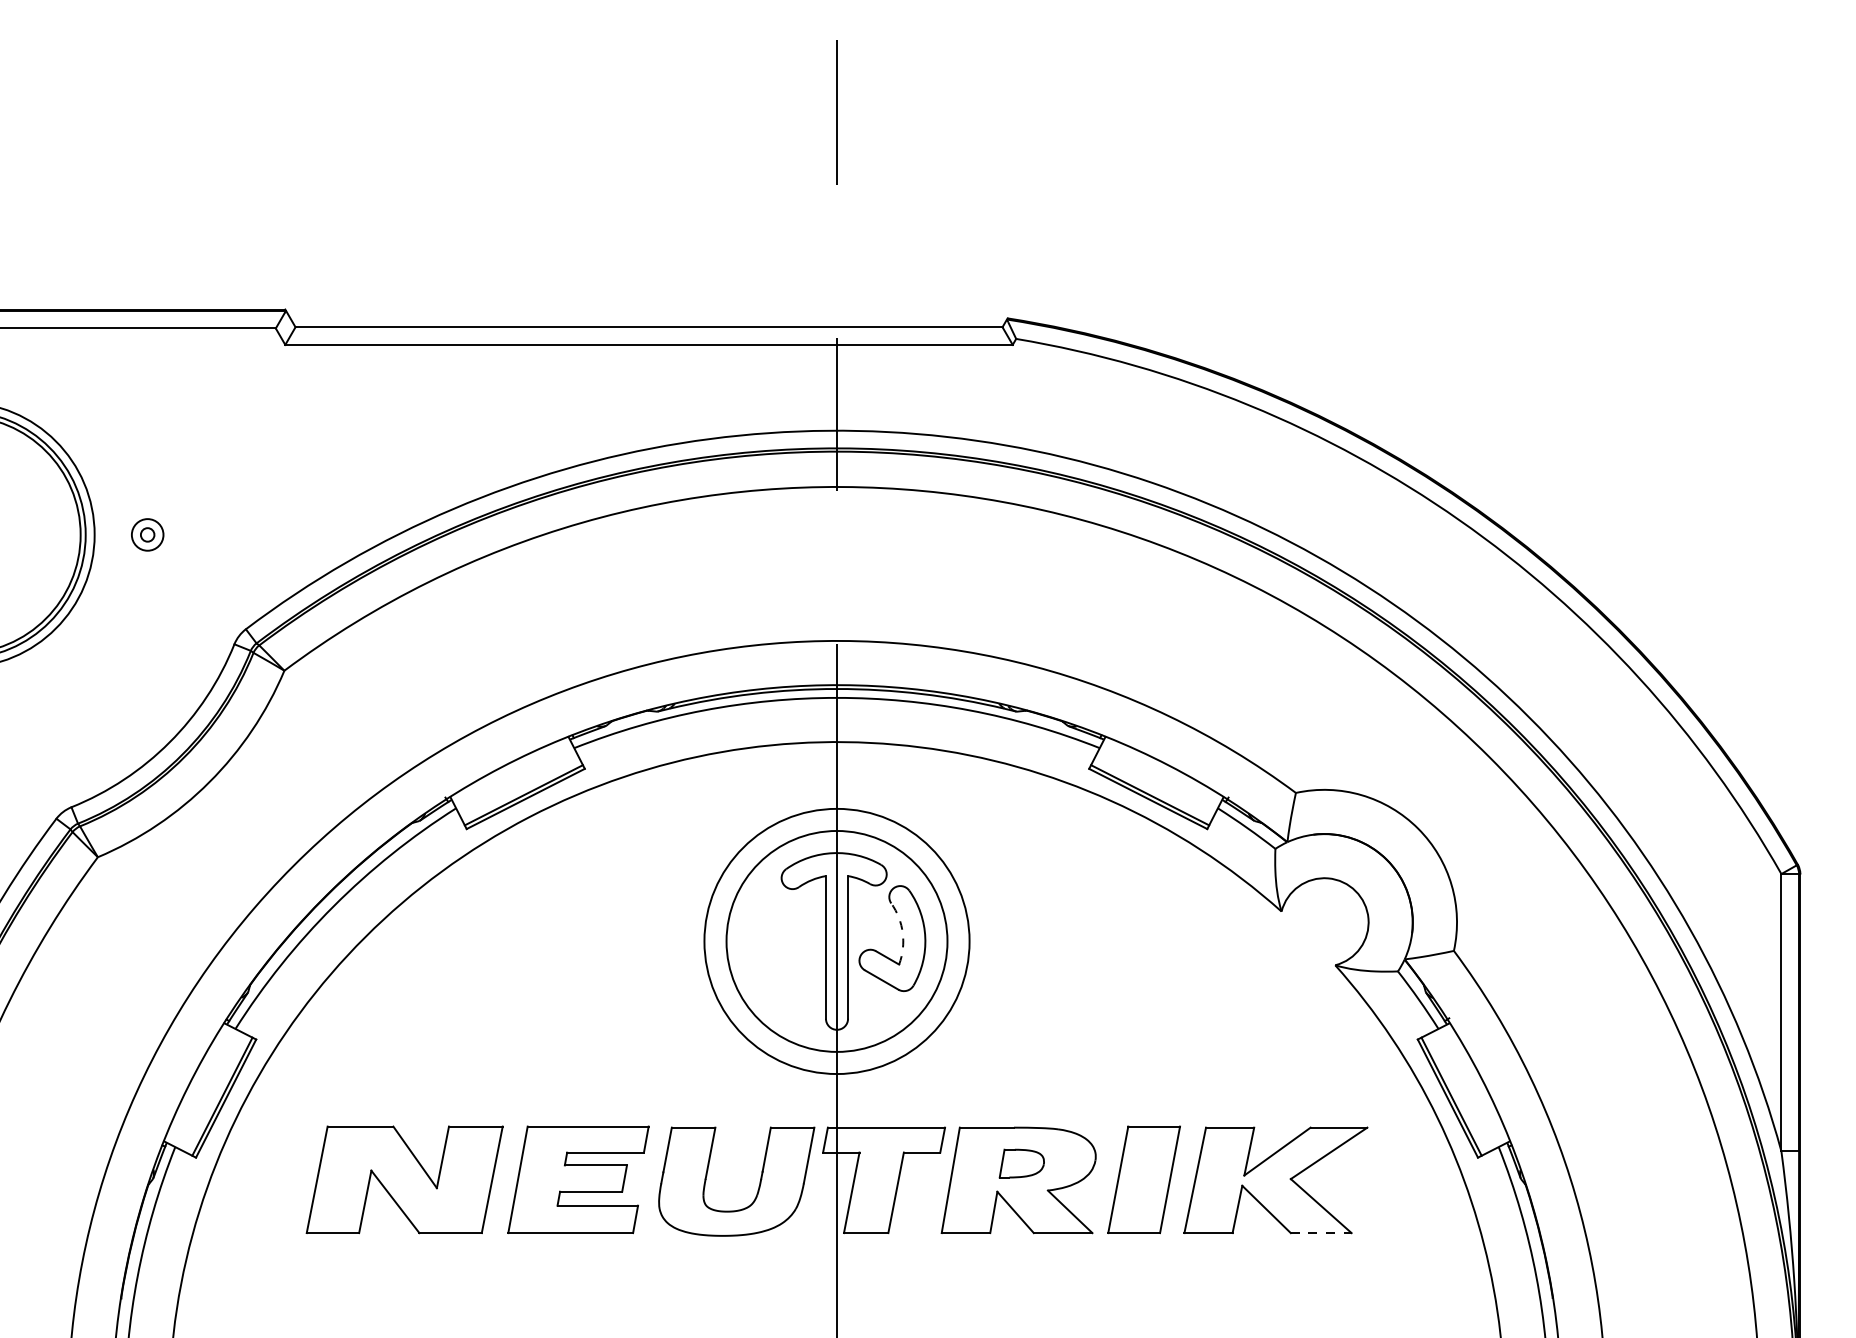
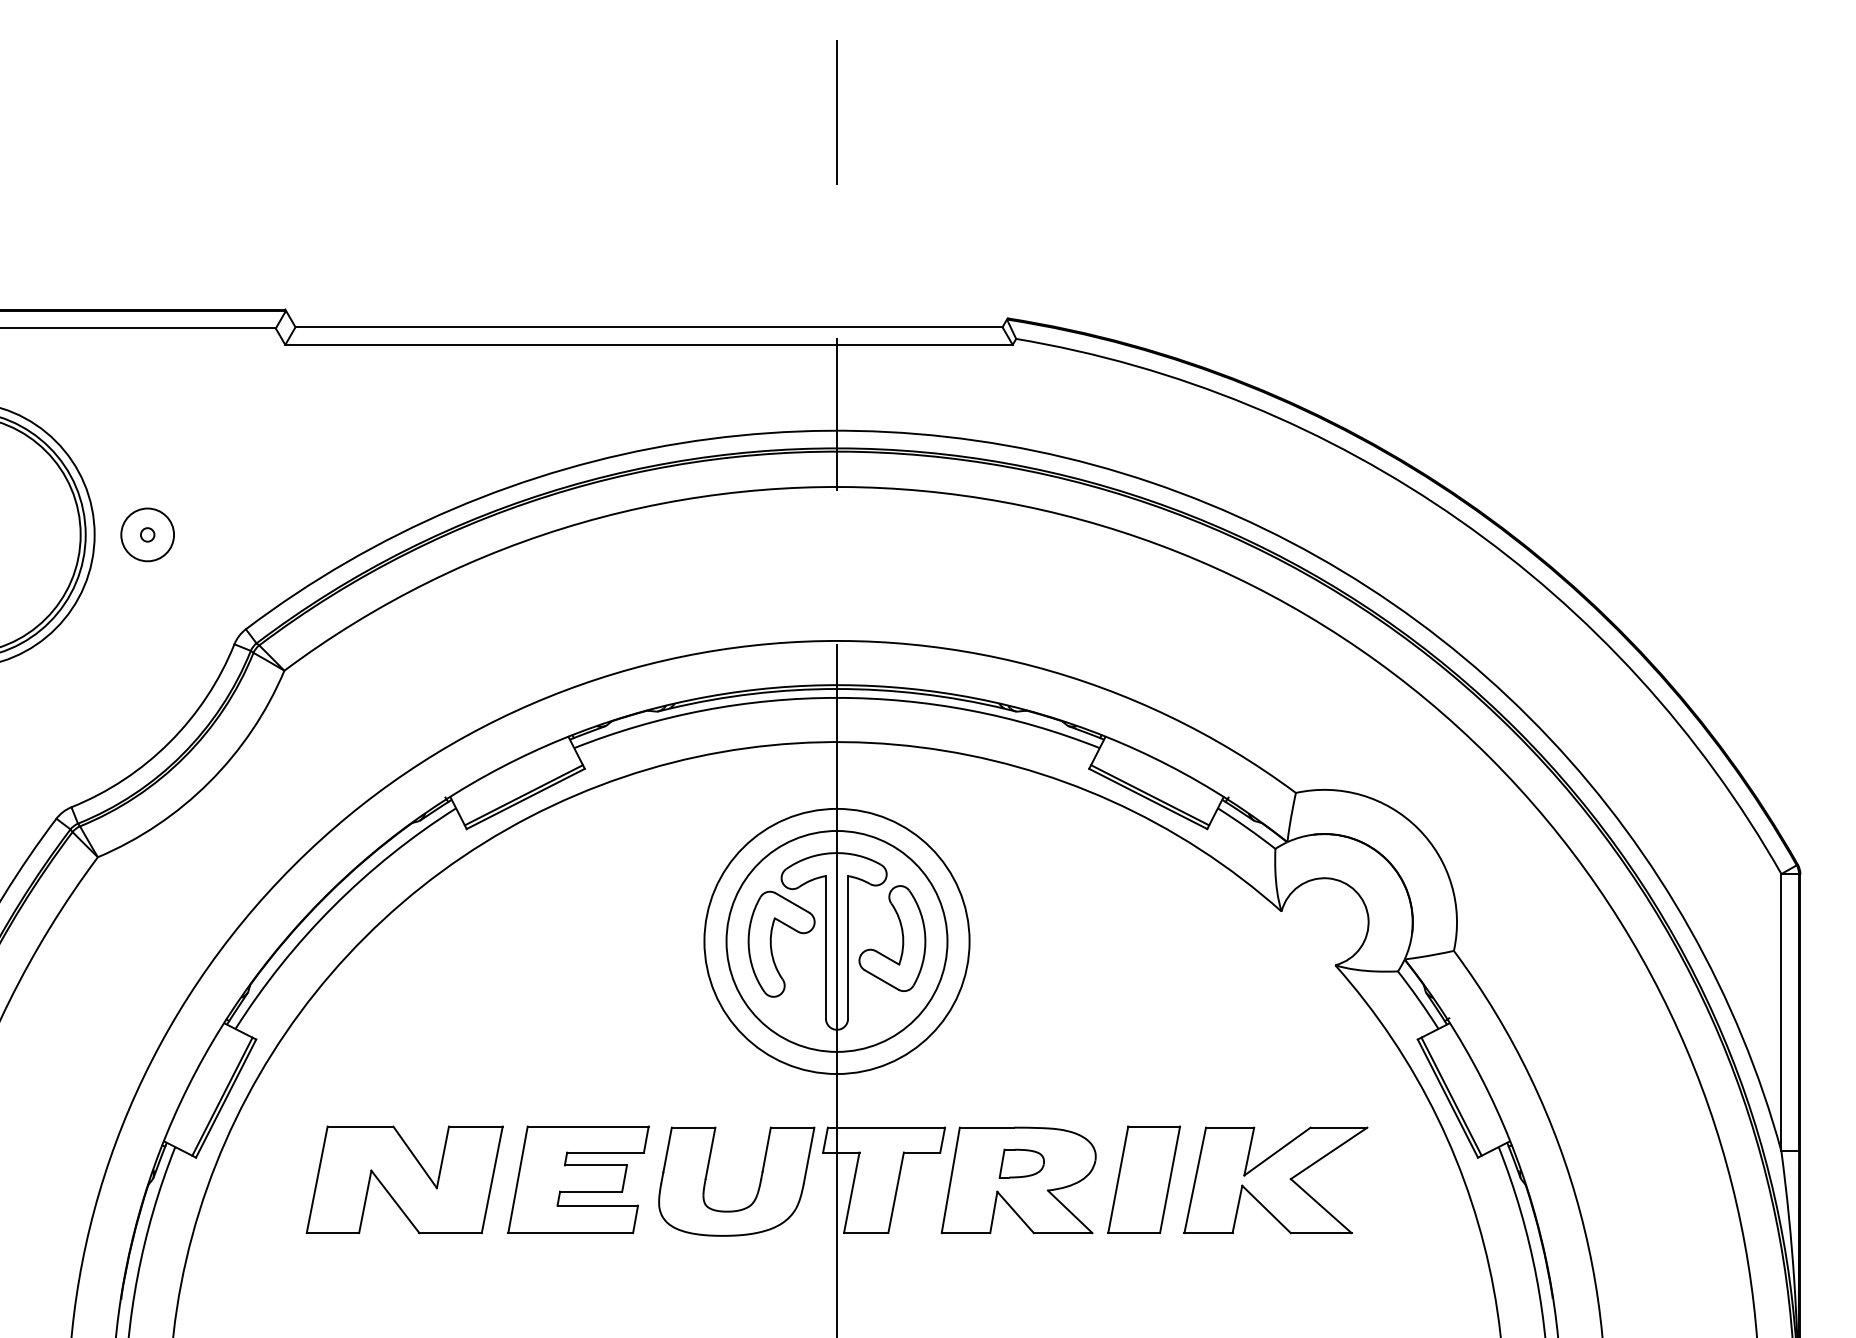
circle diameter: 32 px -> 53 px (147, 534)
arc: dashed -> solid (902, 933)
part: none -> present (771, 943)
line: dashed -> solid (1321, 1233)
